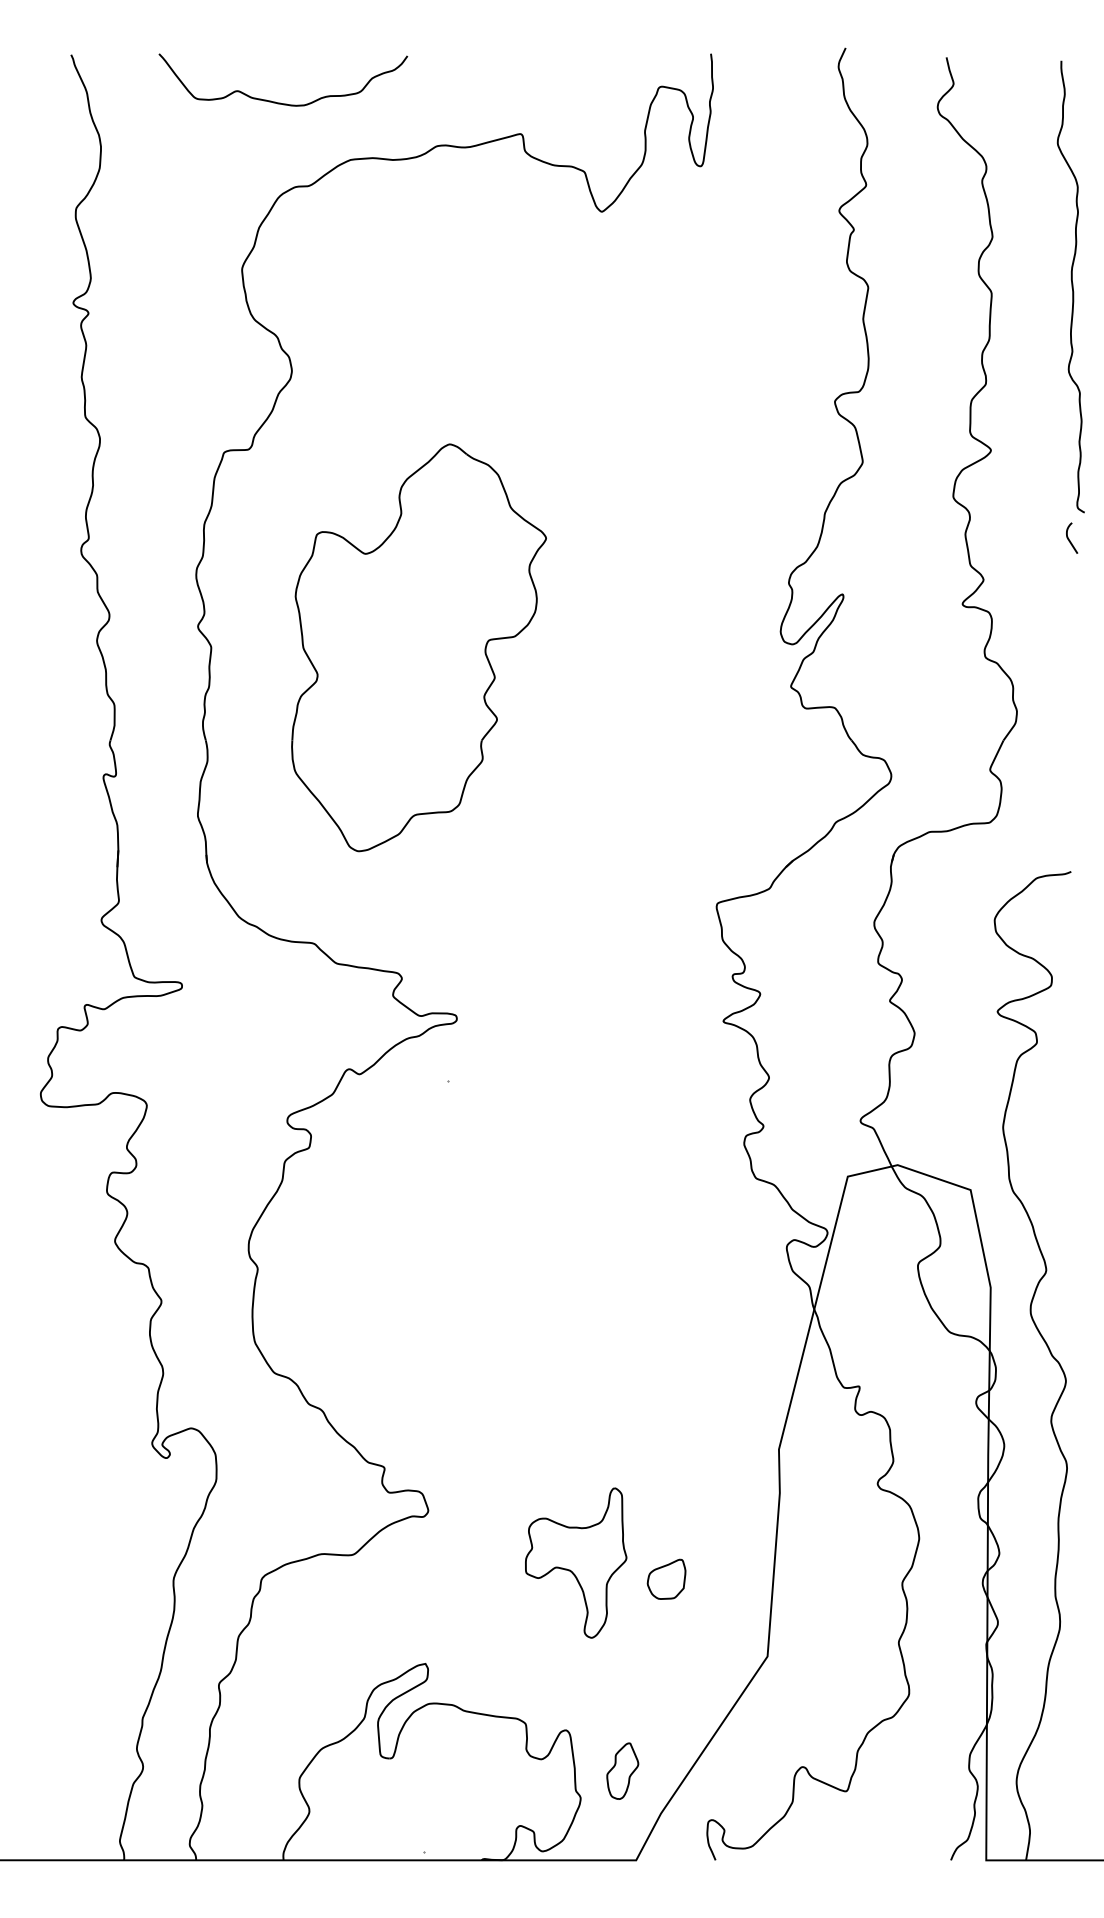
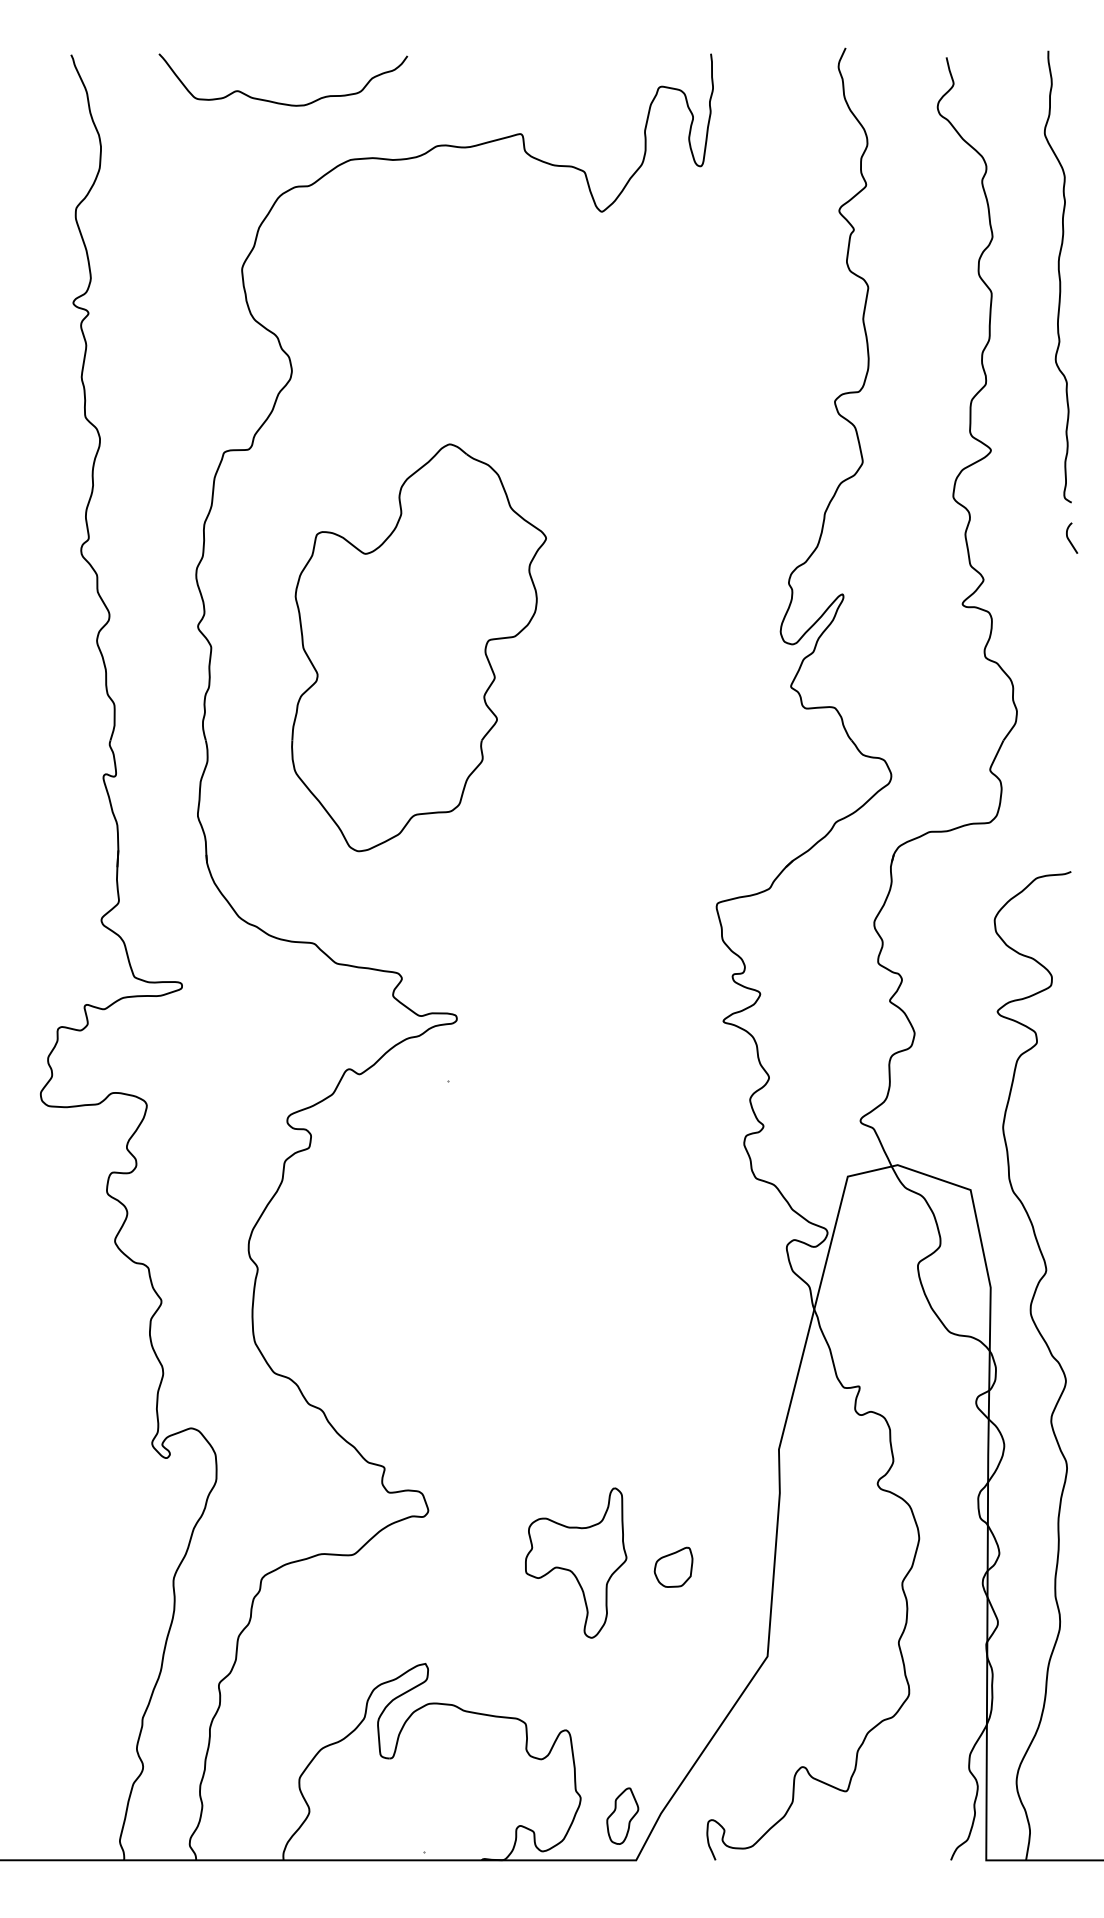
curve position: (1071, 286) -> (1058, 276) (1058, 276)
part position: (666, 1578) -> (673, 1566) (673, 1566)
part position: (622, 1770) -> (622, 1815) (622, 1815)
